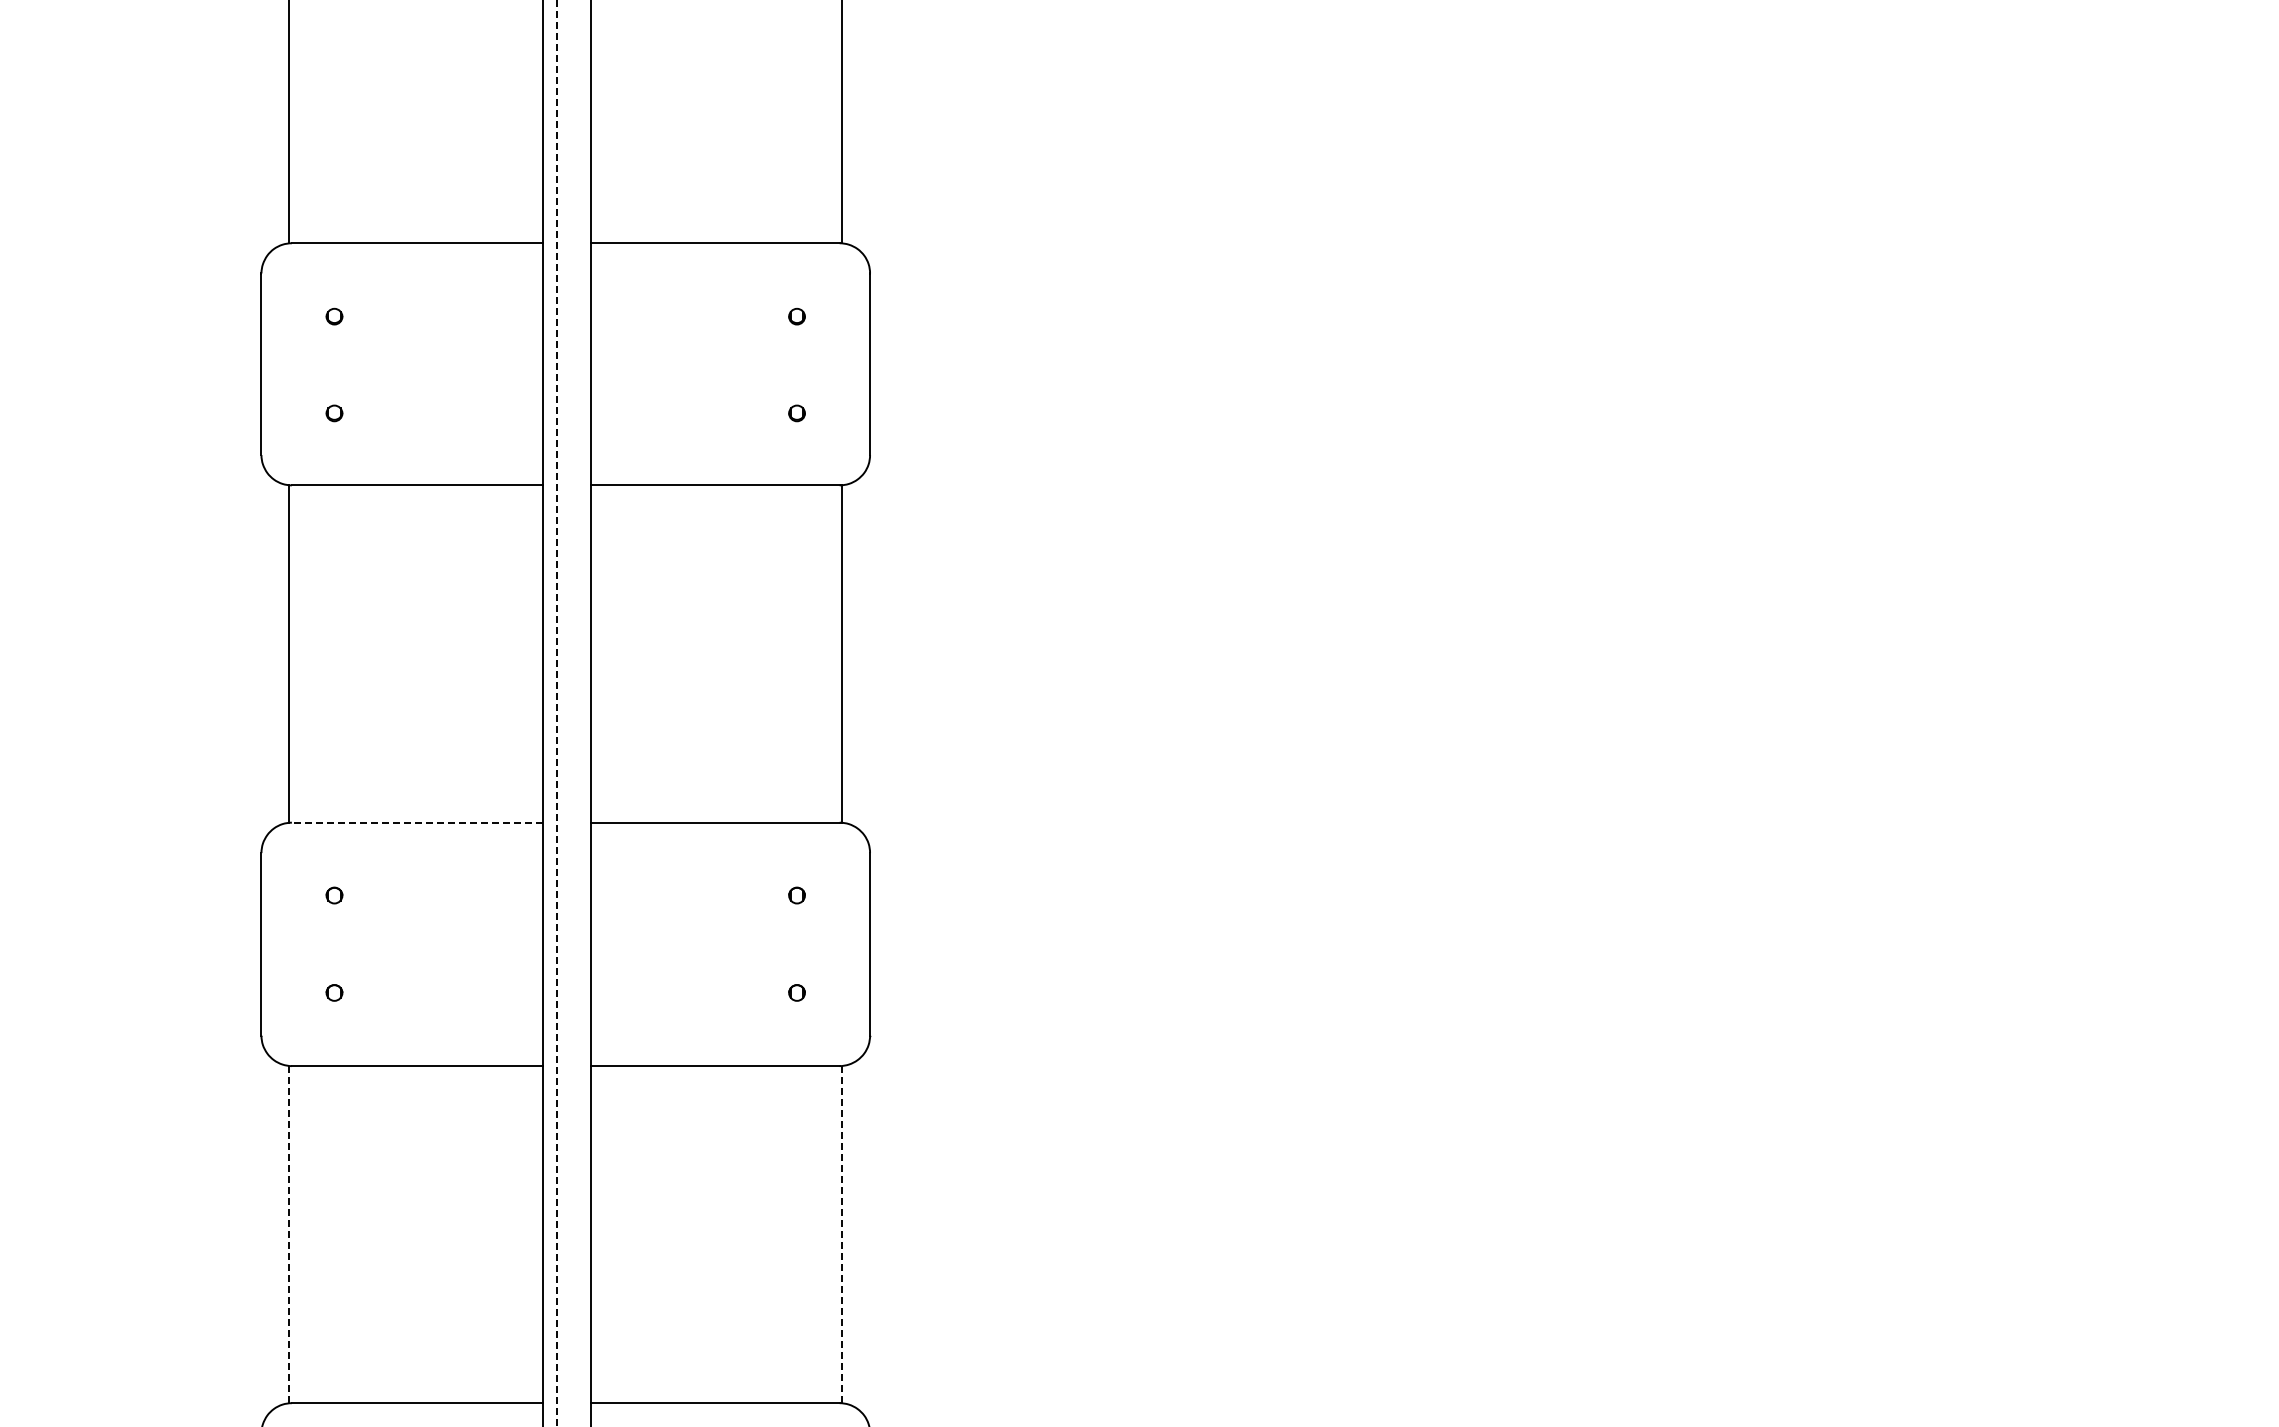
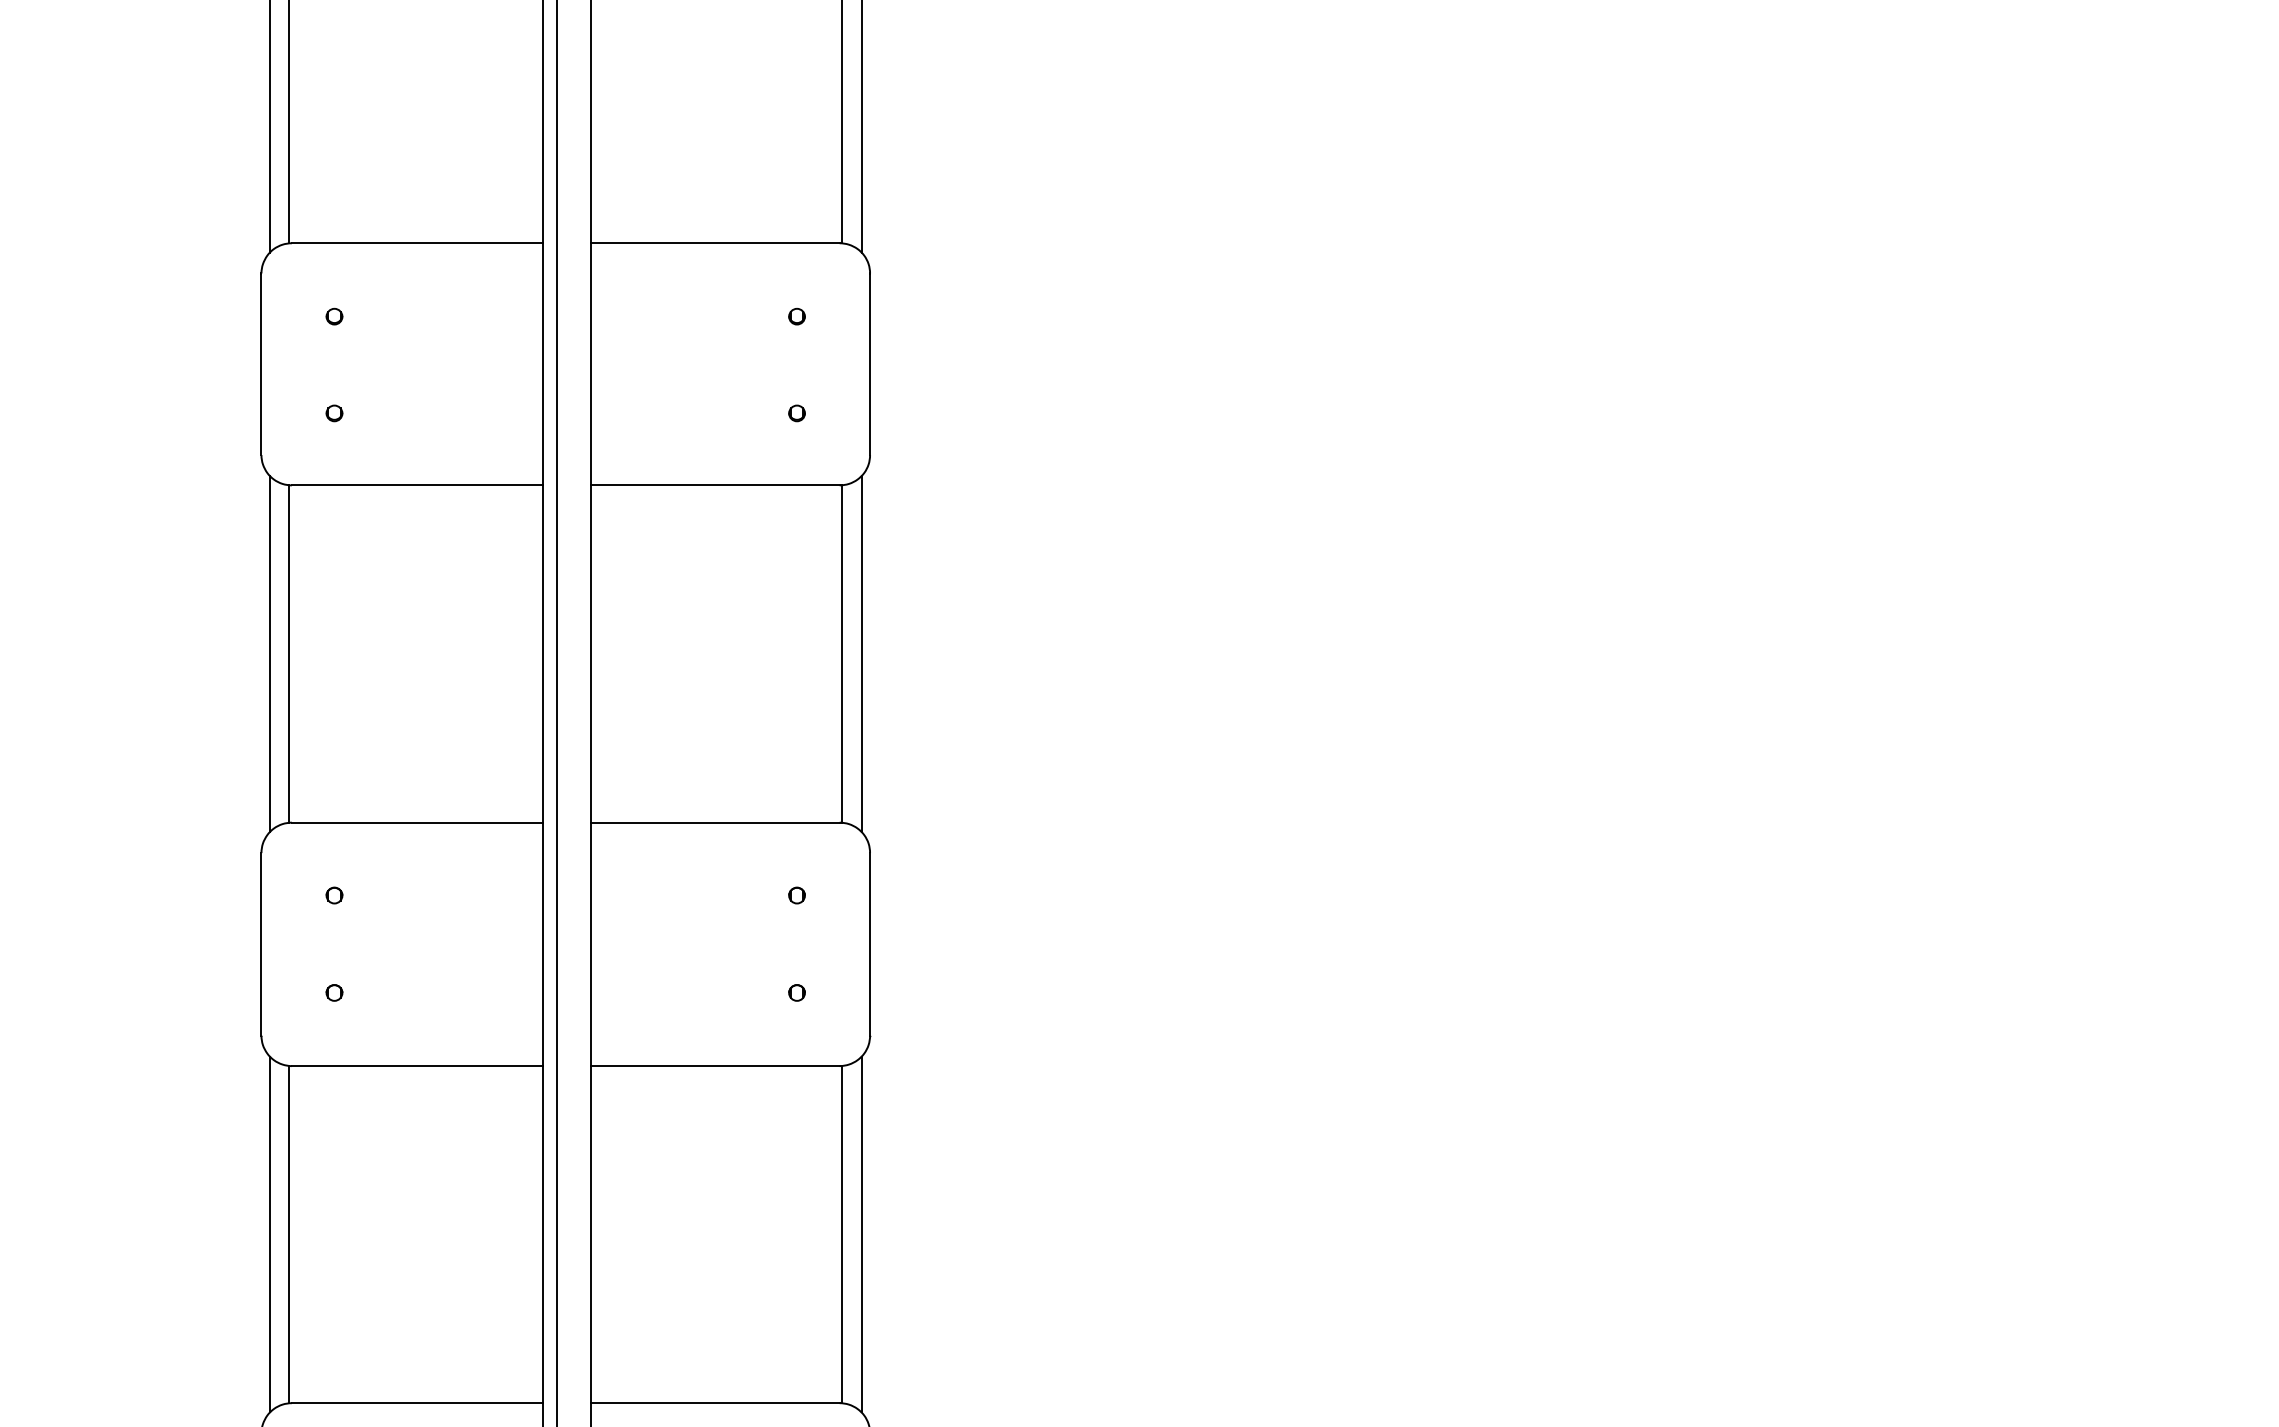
line: none -> present (269, 127)
line: none -> present (861, 127)
line: none -> present (269, 653)
line: none -> present (861, 653)
line: dashed -> solid (557, 713)
line: dashed -> solid (416, 822)
line: none -> present (269, 1234)
line: dashed -> solid (289, 1234)
line: dashed -> solid (842, 1234)
line: none -> present (861, 1234)
